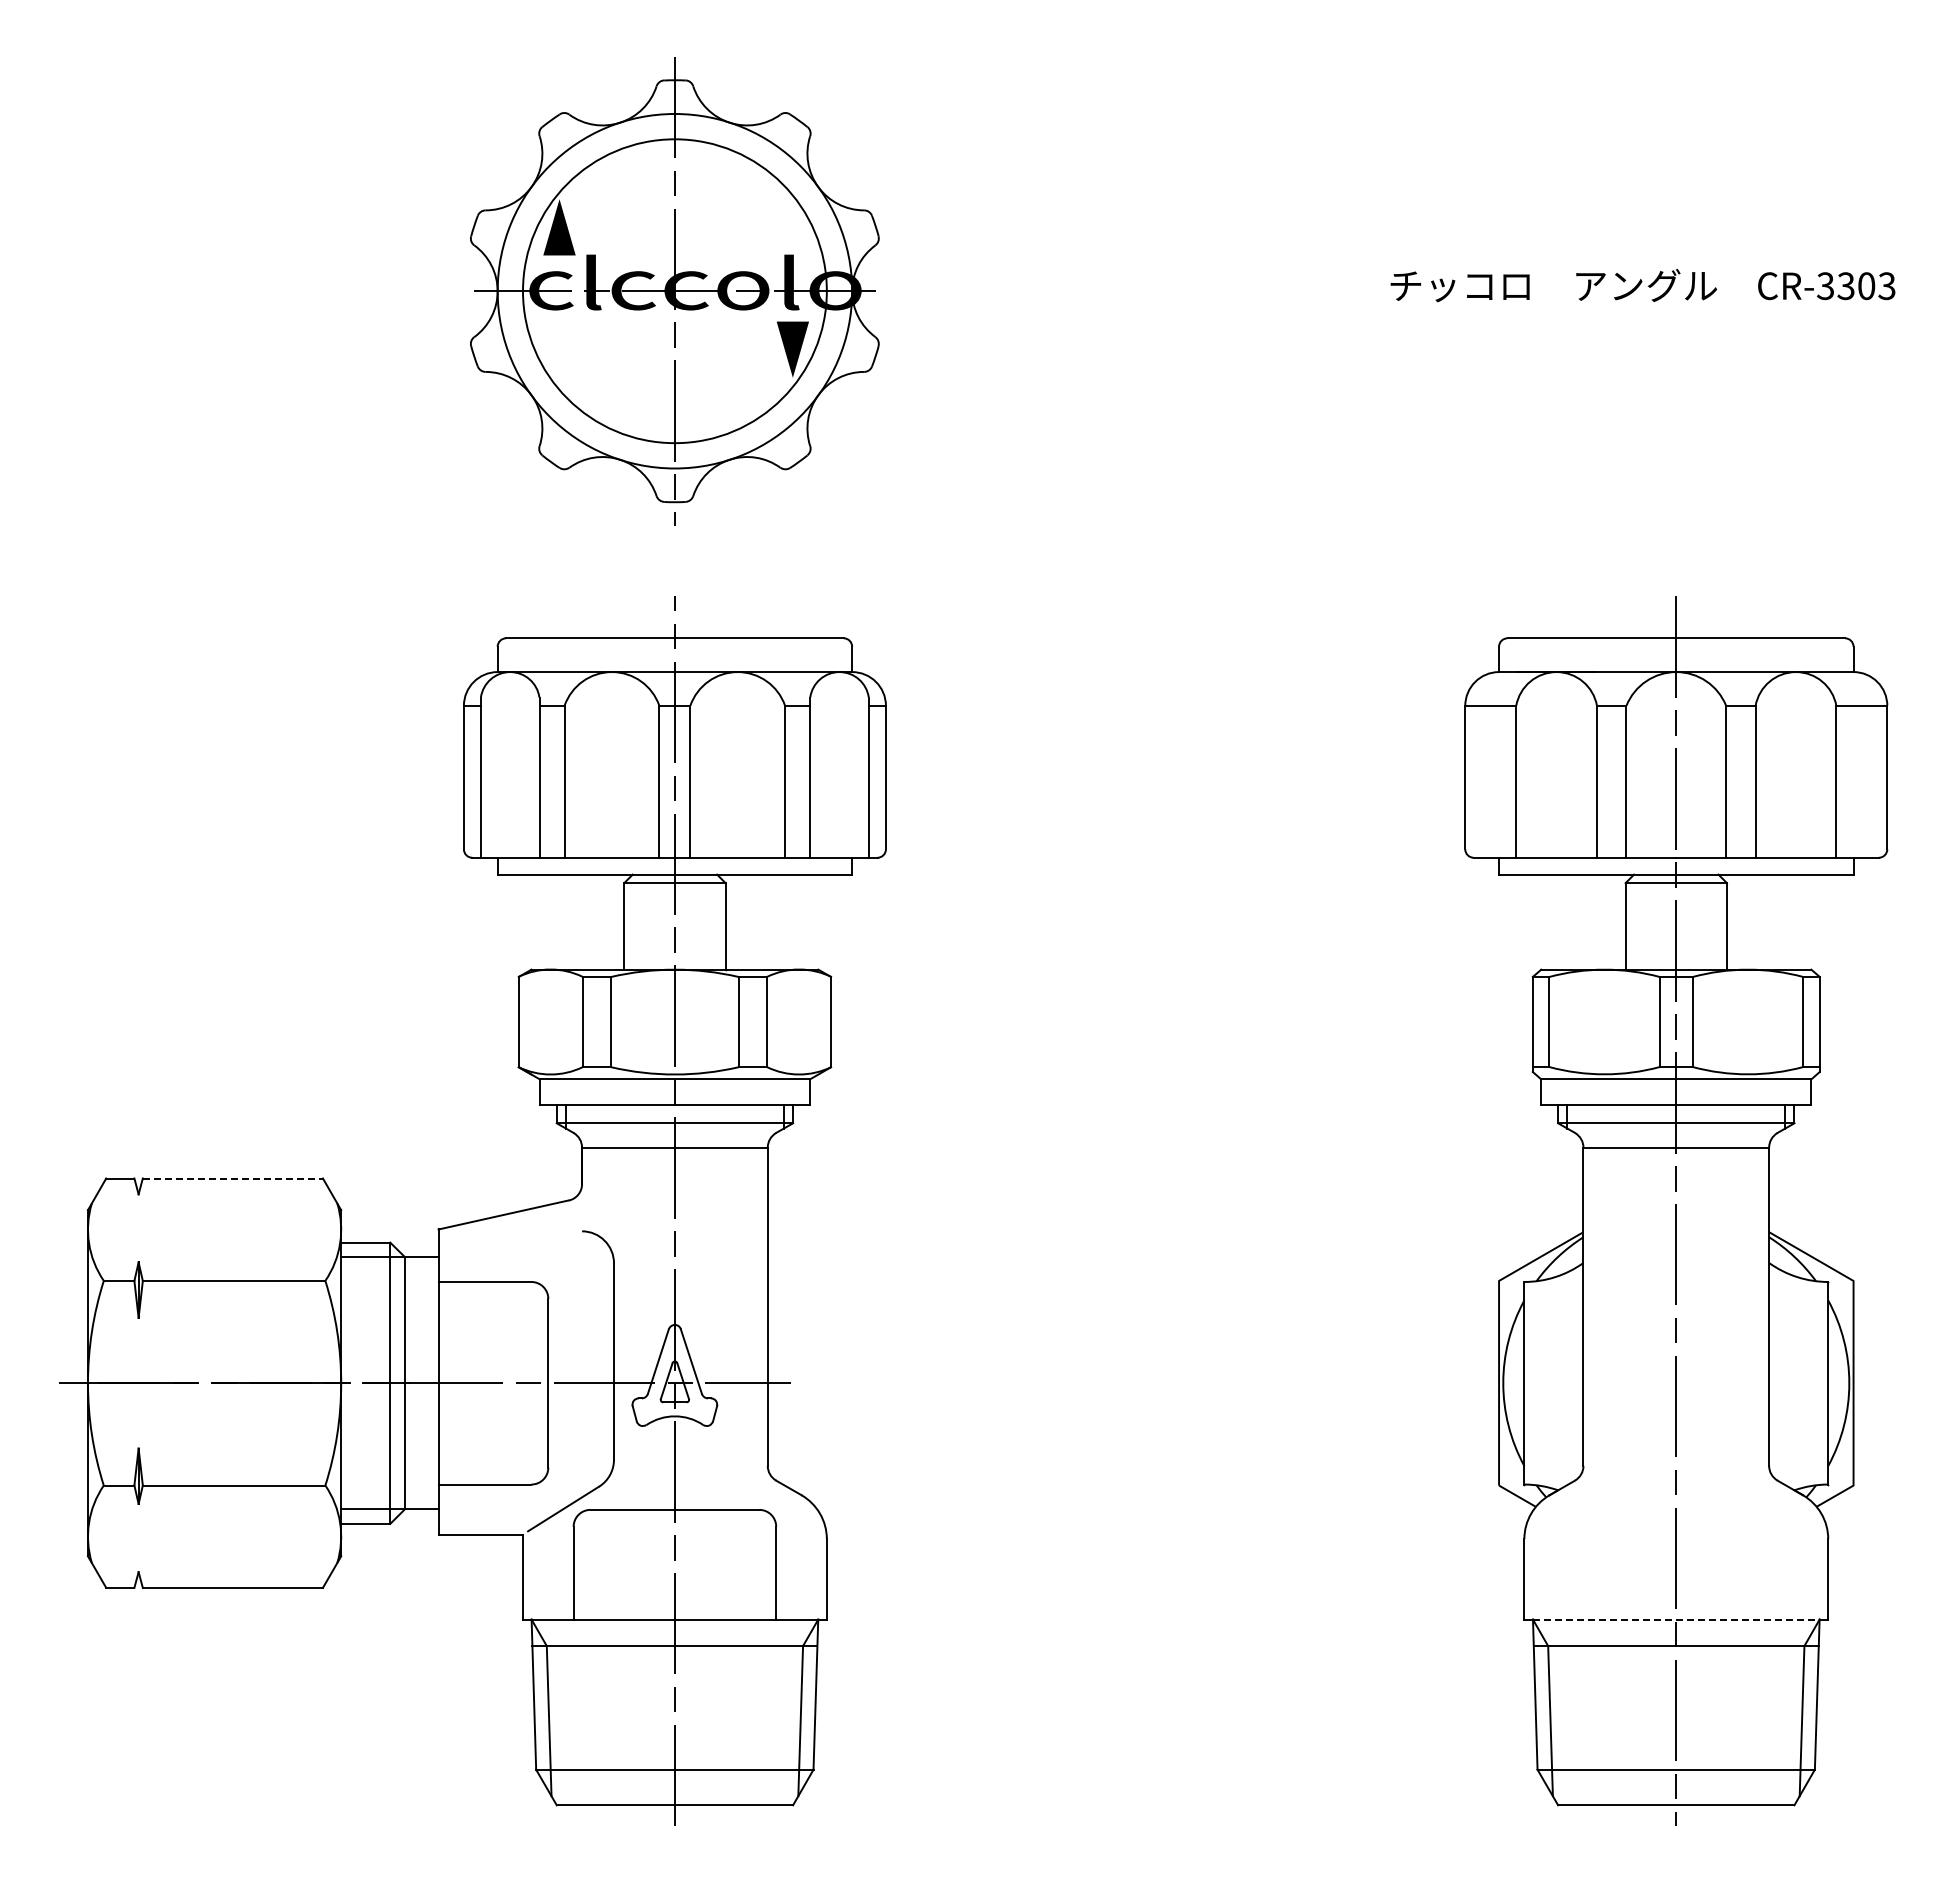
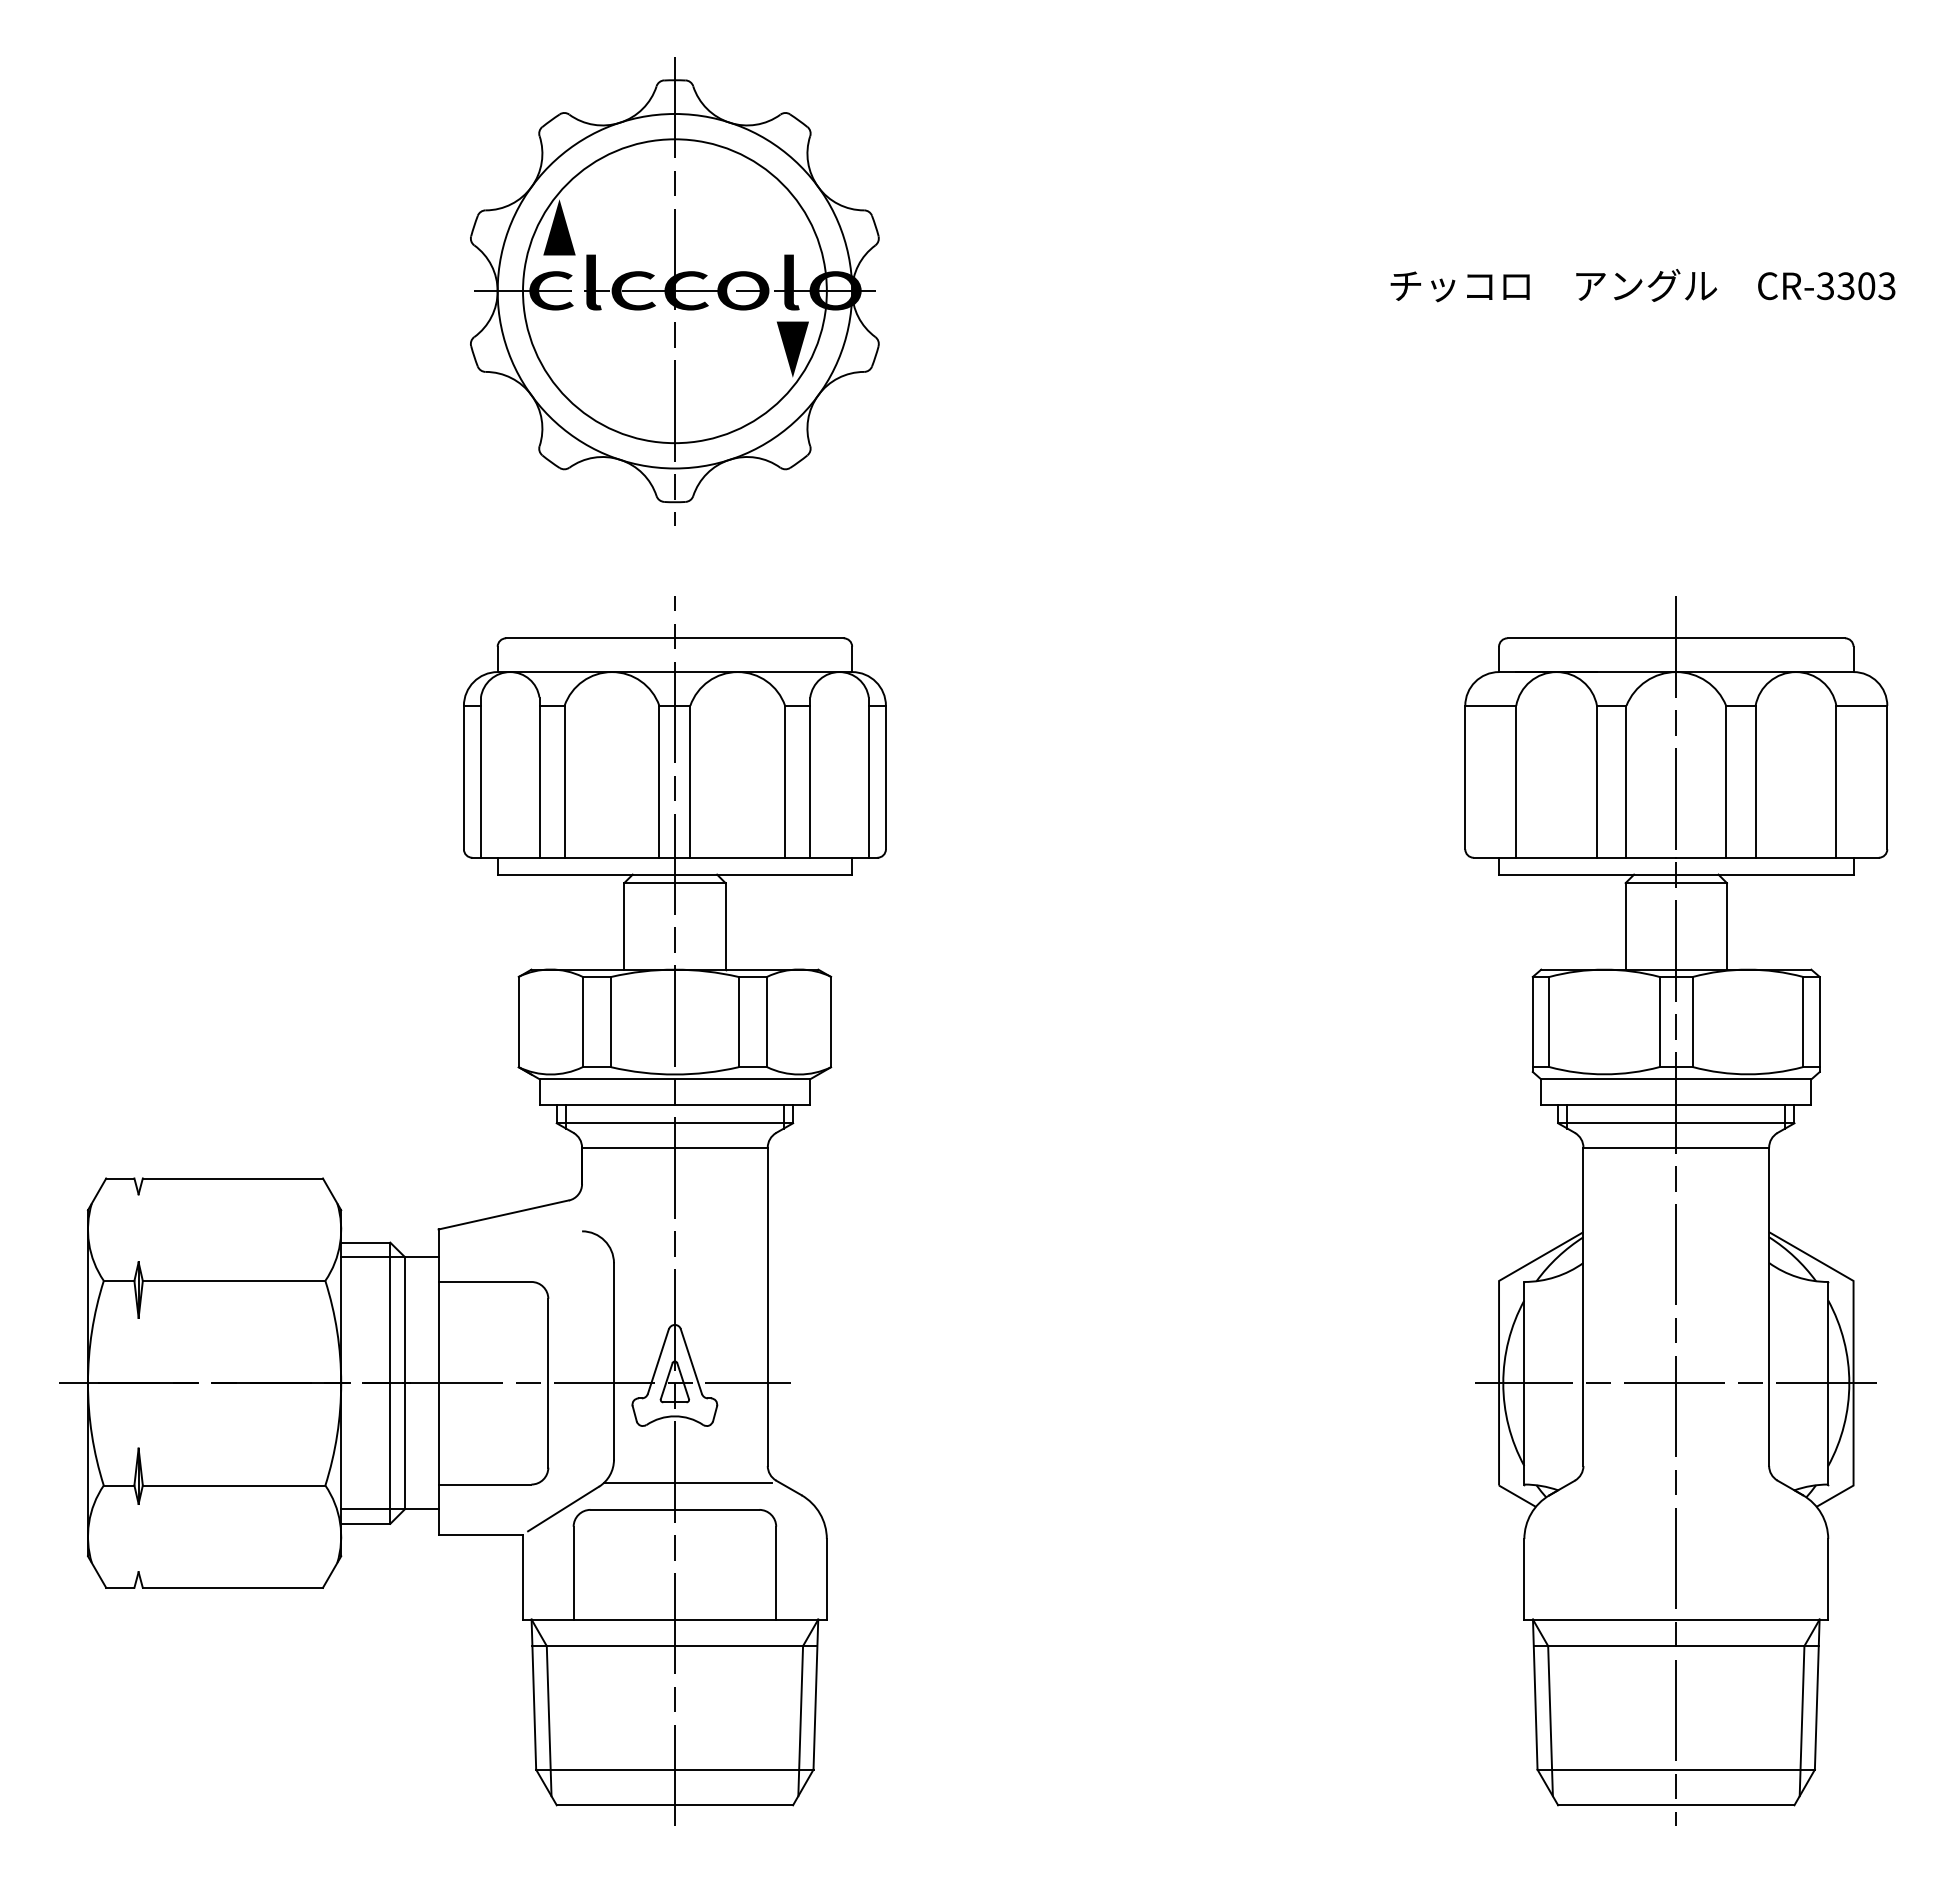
line: dashed -> solid (233, 1178)
line: none -> present (1676, 1383)
line: none -> present (687, 1483)
line: dashed -> solid (1676, 1619)
